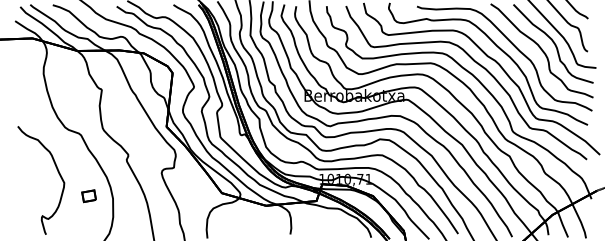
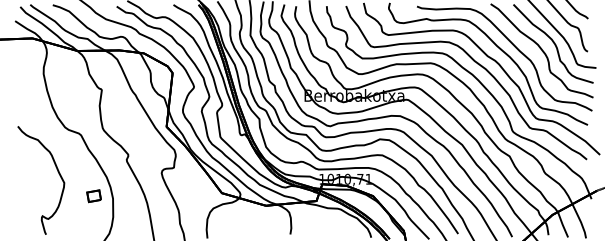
part position: (88, 196) -> (93, 196) (93, 196)
